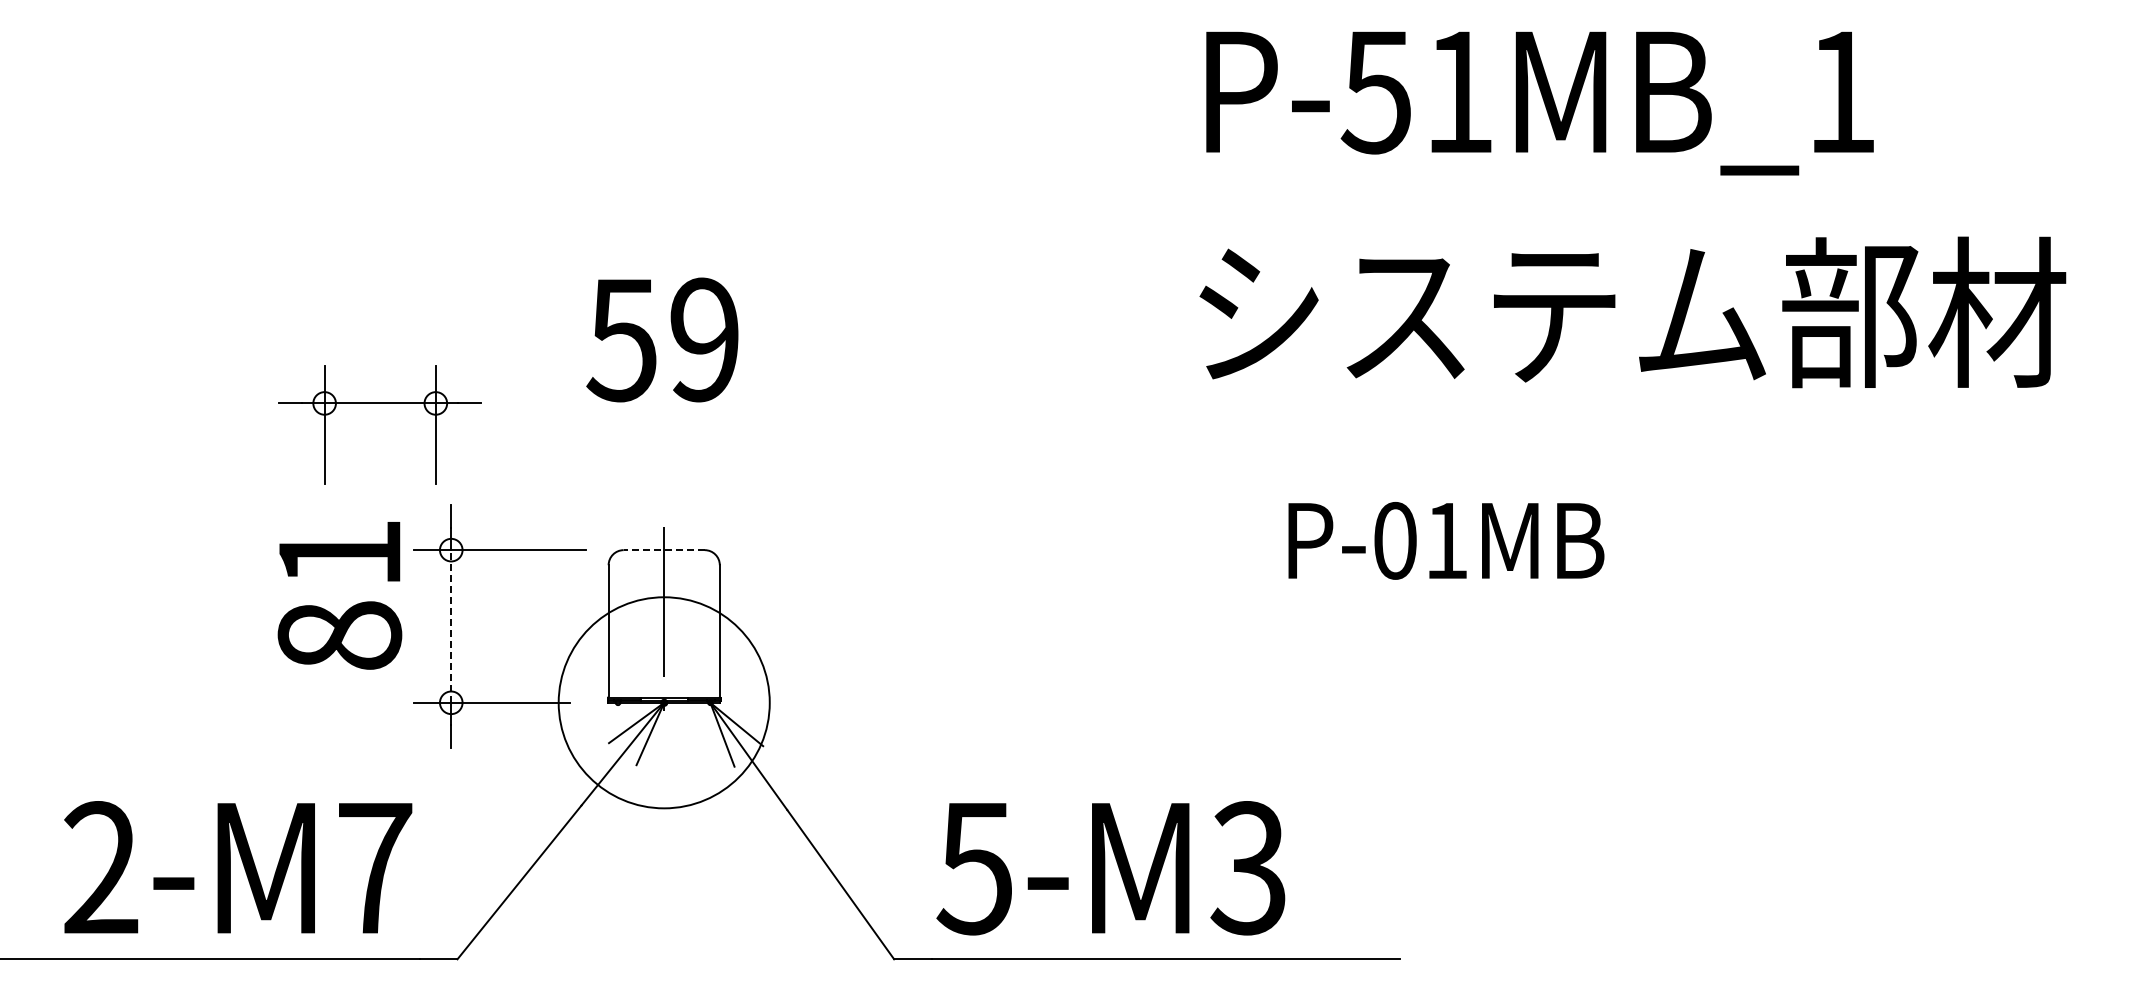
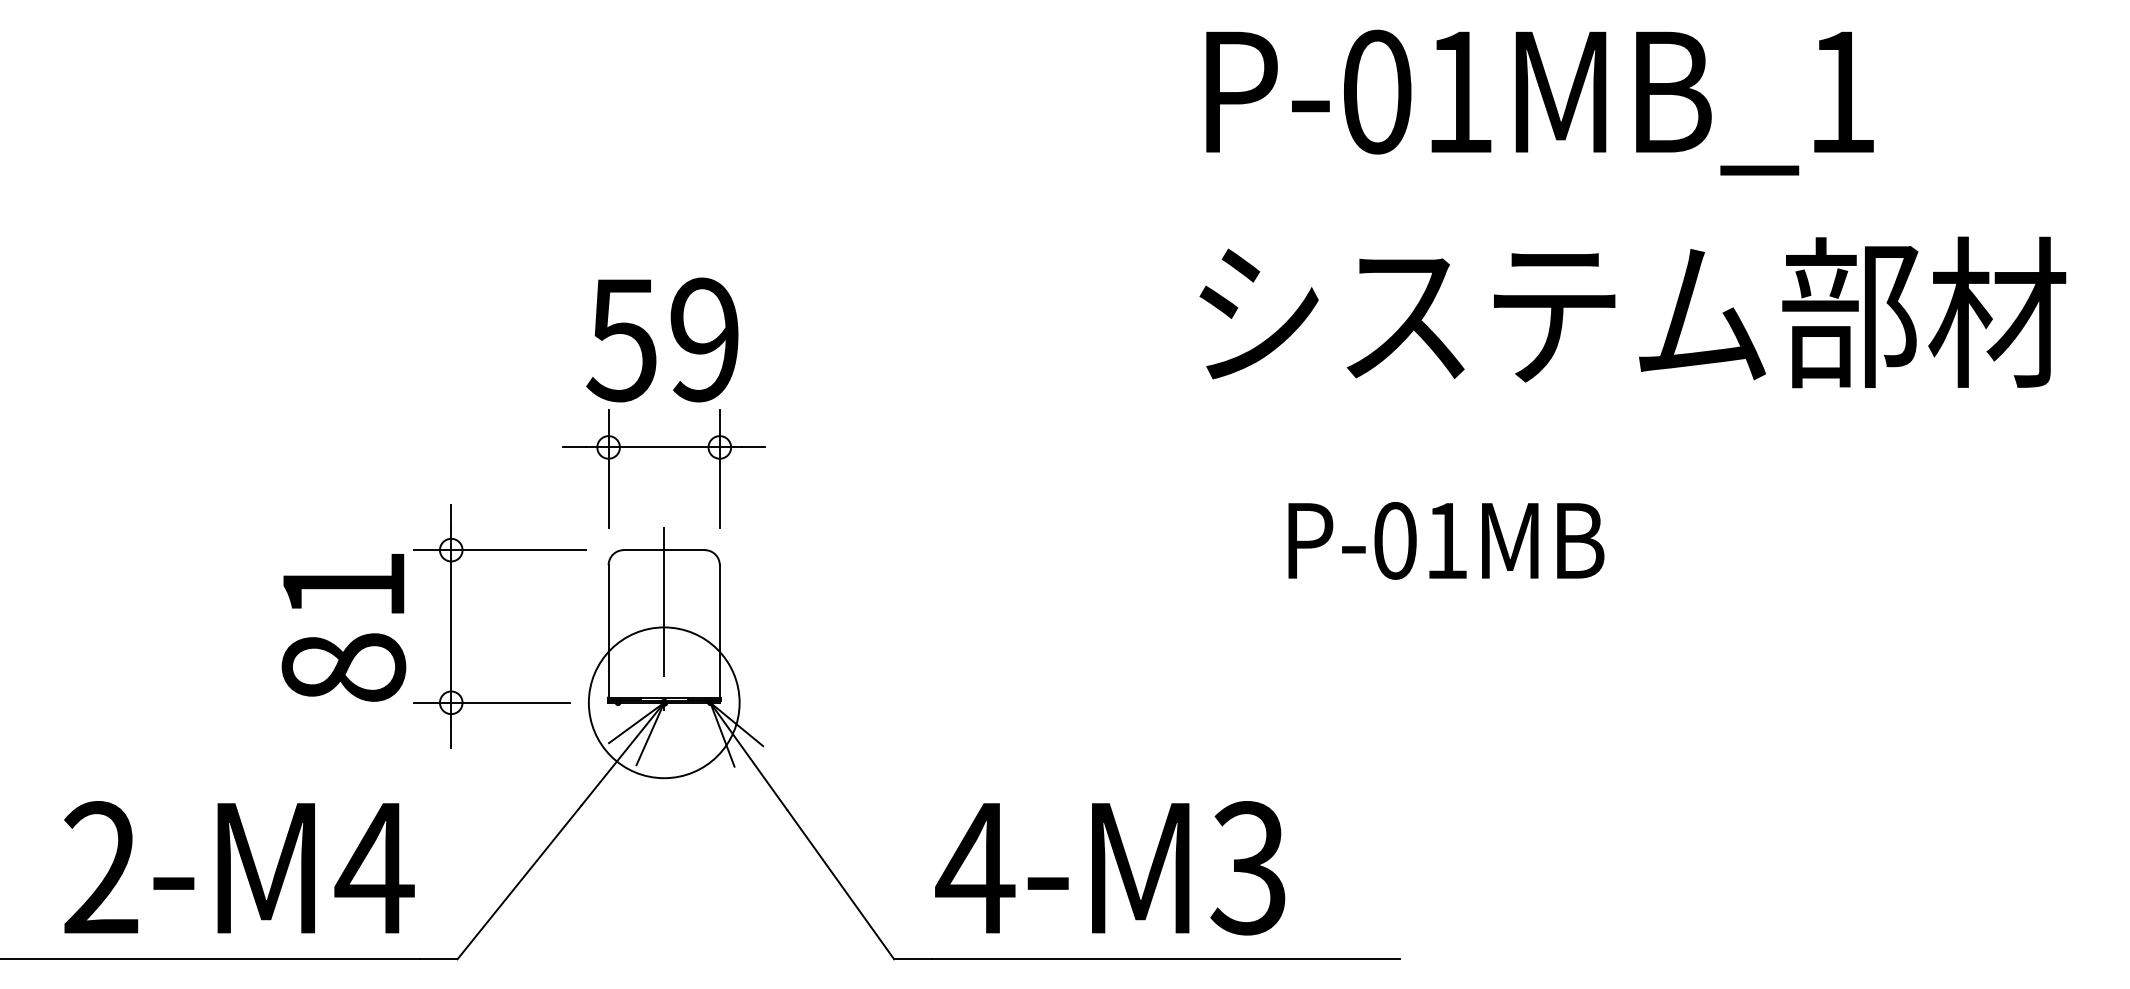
text: P-51MB_1 -> P-01MB_1 (1375, 91)
part position: (379, 403) -> (663, 447) (663, 447)
line: dashed -> solid (664, 550)
text position: (339, 595) -> (343, 627) (343, 627)
line: dashed -> solid (451, 625)
circle diameter: 211 px -> 151 px (663, 702)
text: 2-M7 -> 2-M4 (374, 868)
text: 5-M3 -> 4-M3 (975, 869)
